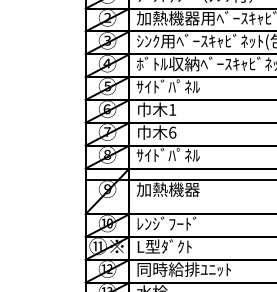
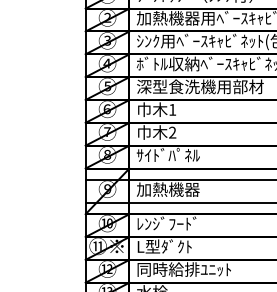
text: ｻｲﾄﾞﾊﾟﾈﾙ -> 深型食洗機用部材 (199, 86)
text: 6 -> 2 (172, 132)
line: none -> present (179, 202)
